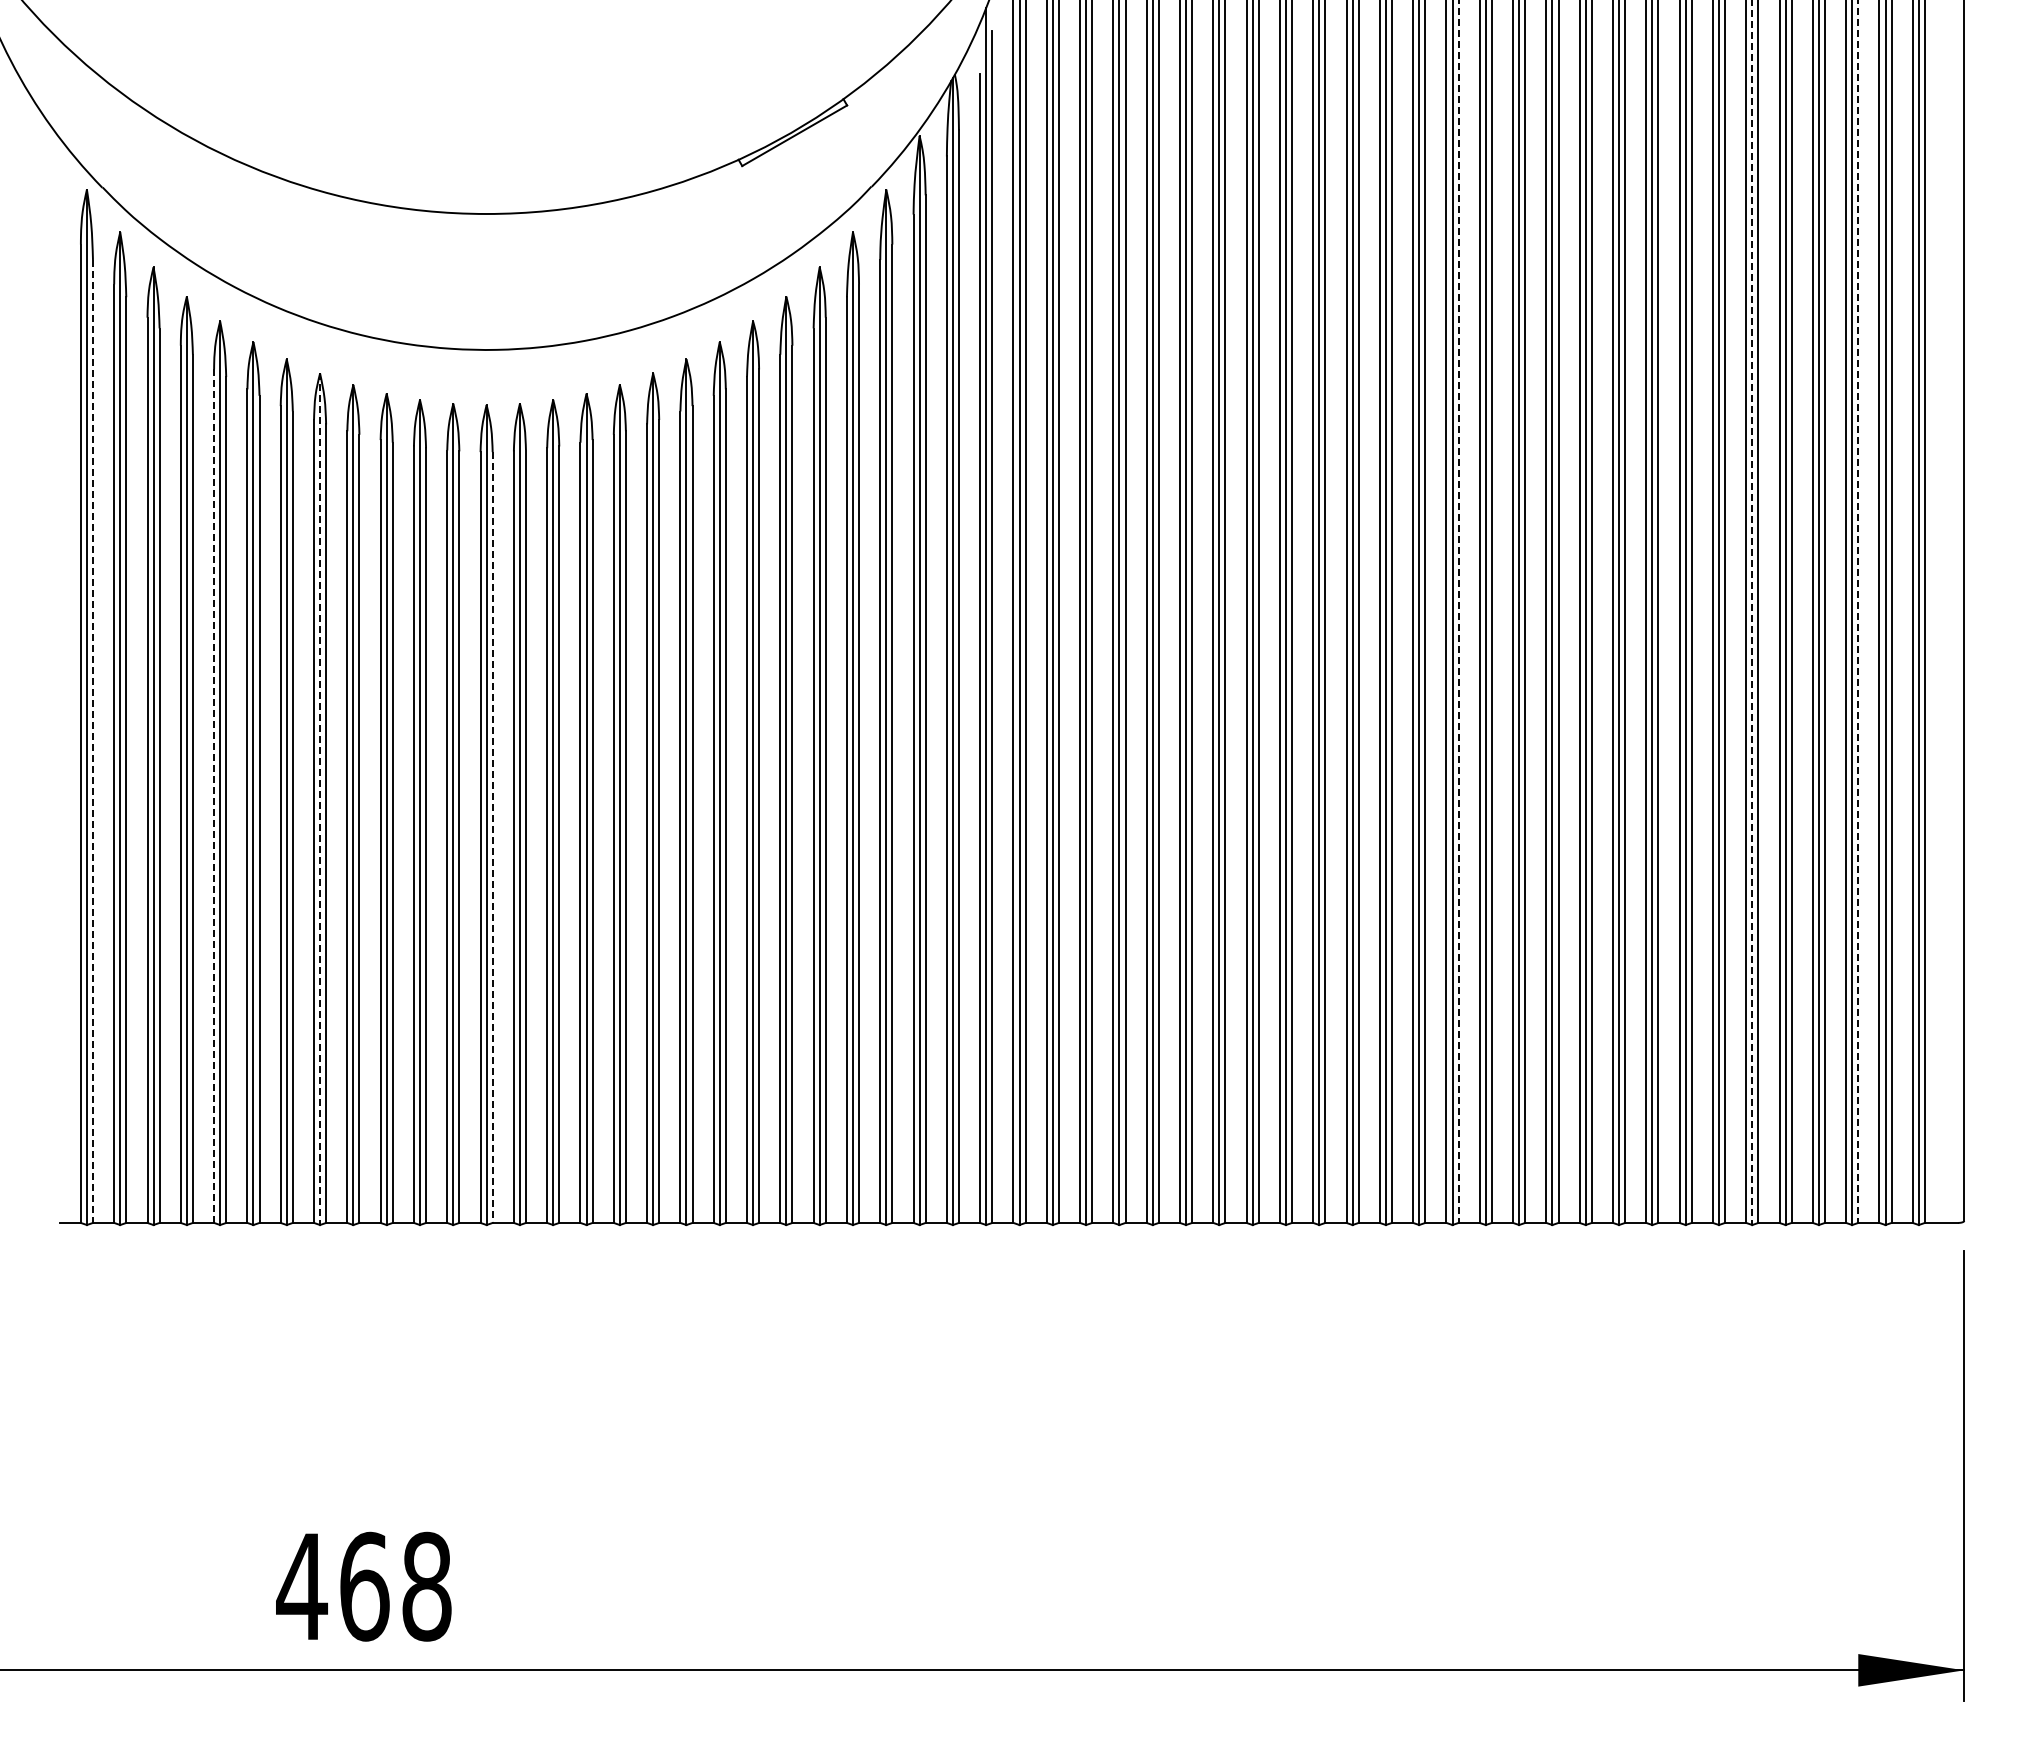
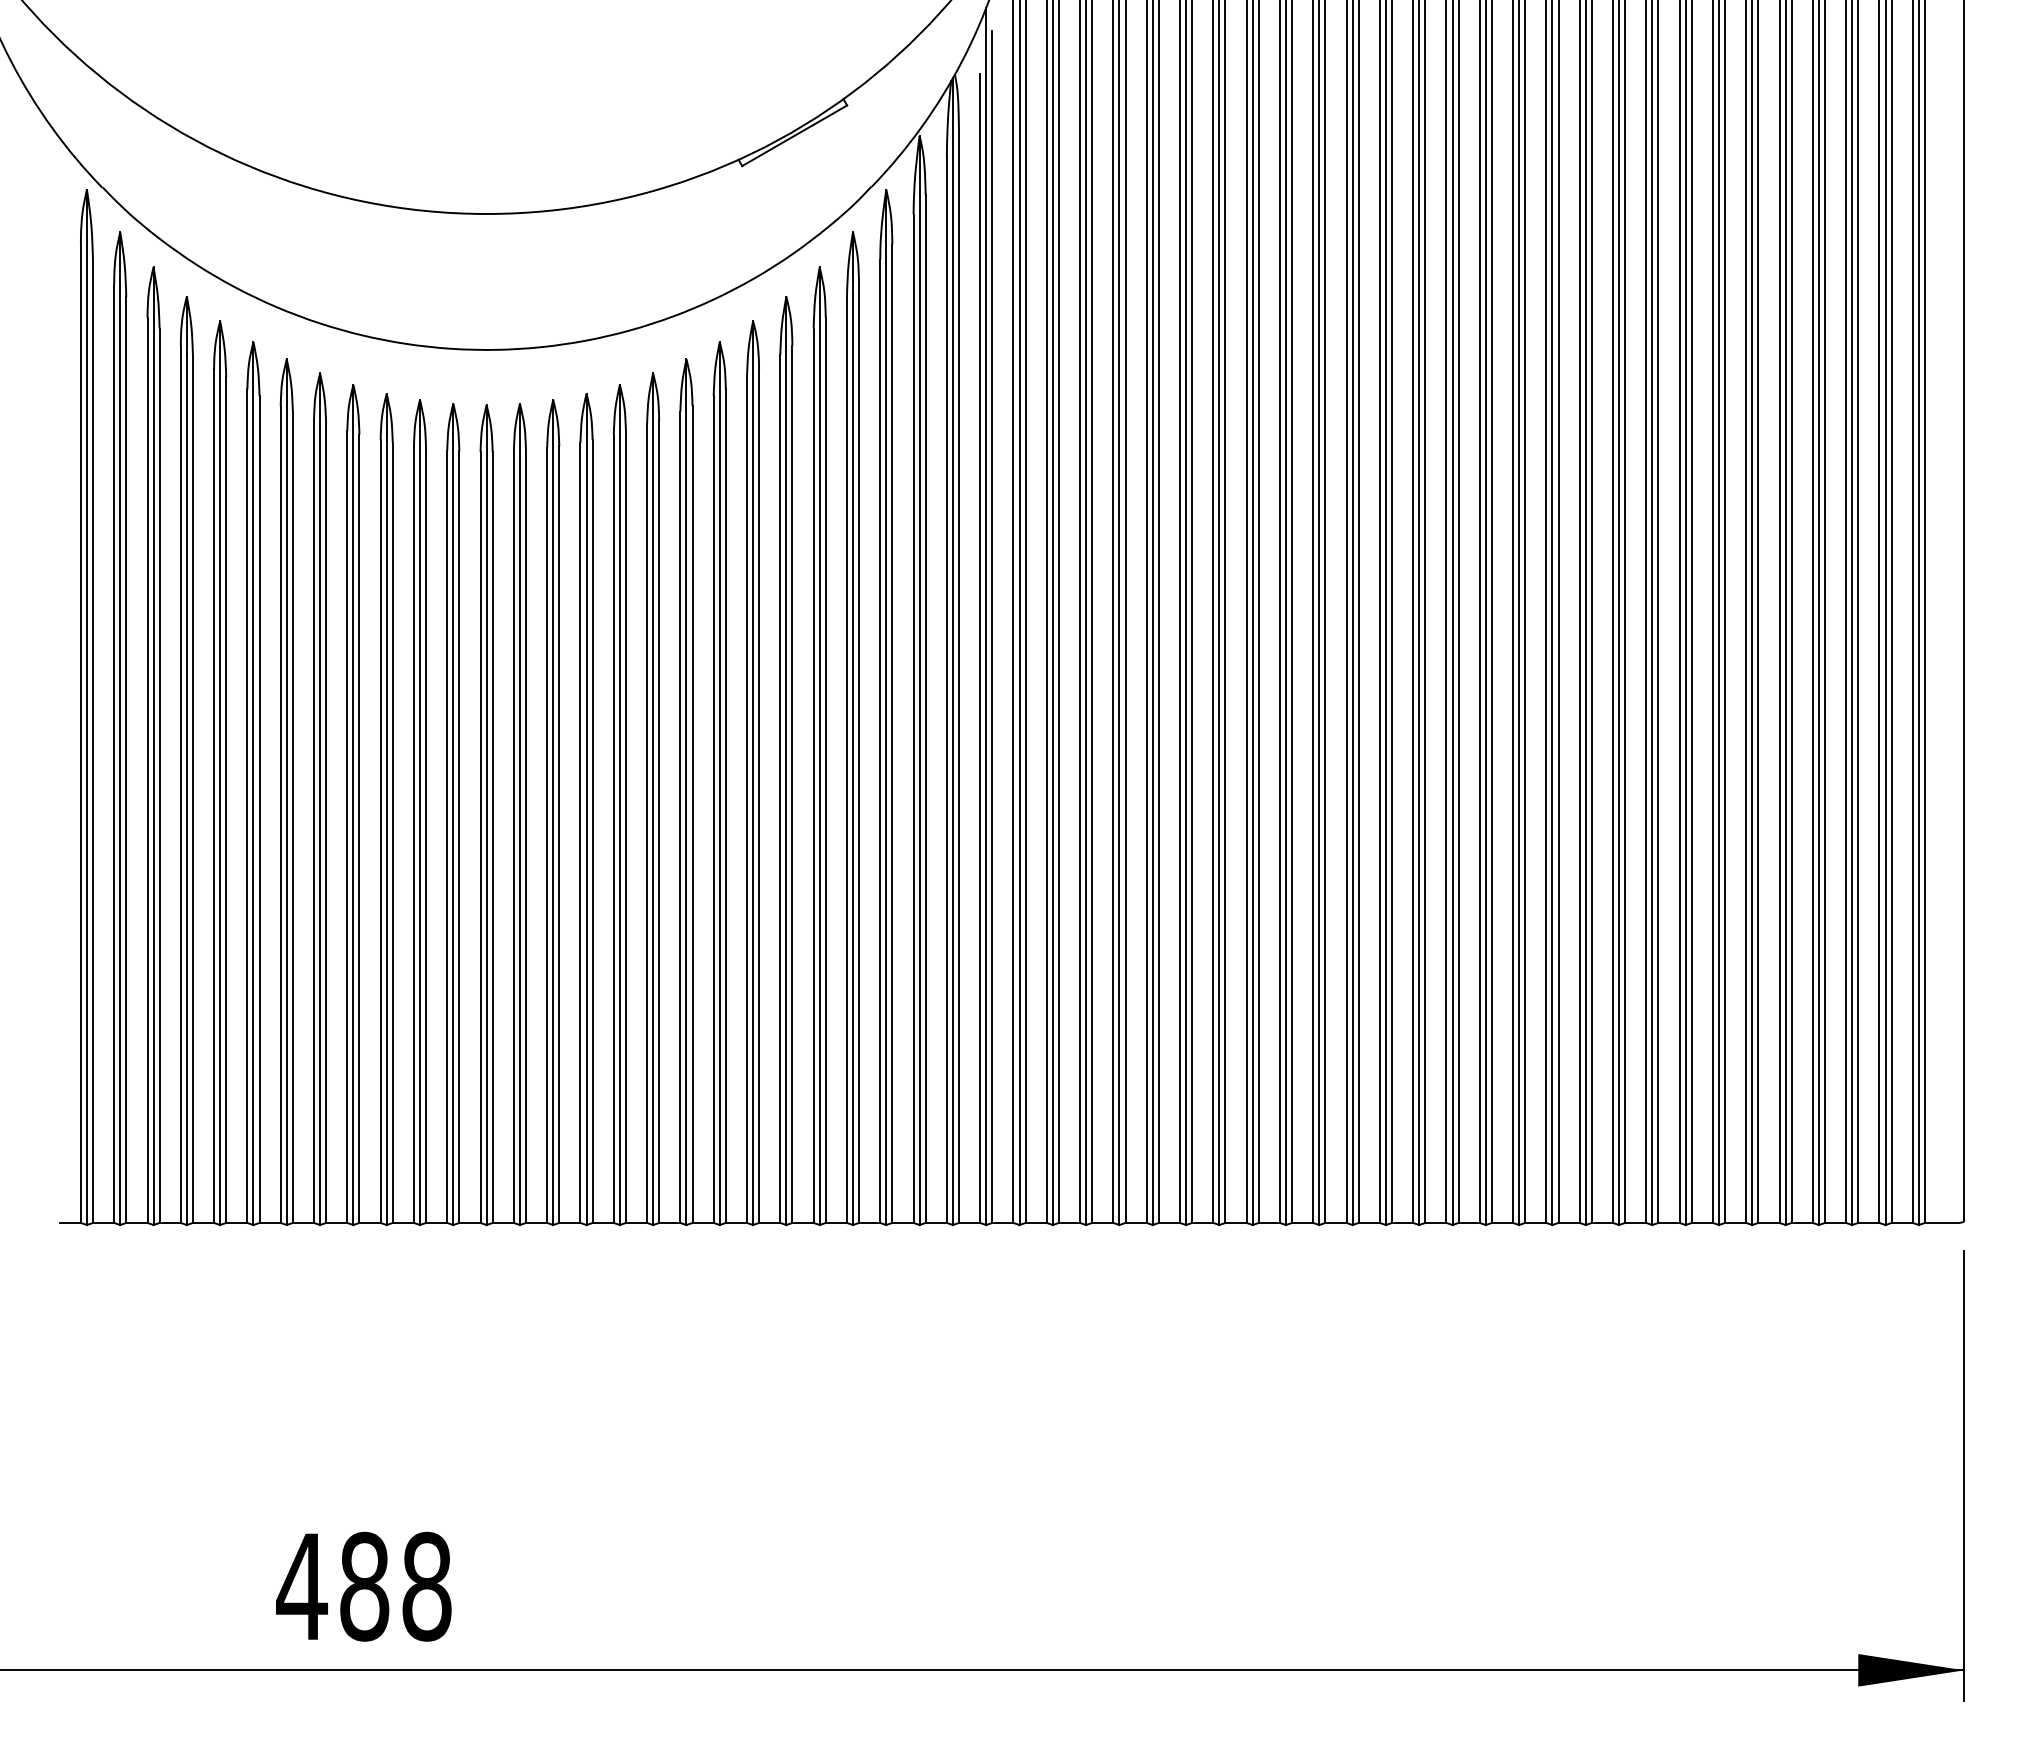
line: dashed -> solid (1458, 612)
line: dashed -> solid (1858, 612)
line: dashed -> solid (1752, 613)
line: dashed -> solid (92, 742)
line: dashed -> solid (214, 796)
line: dashed -> solid (320, 799)
line: dashed -> solid (492, 838)
text: 468 -> 488 (364, 1586)
